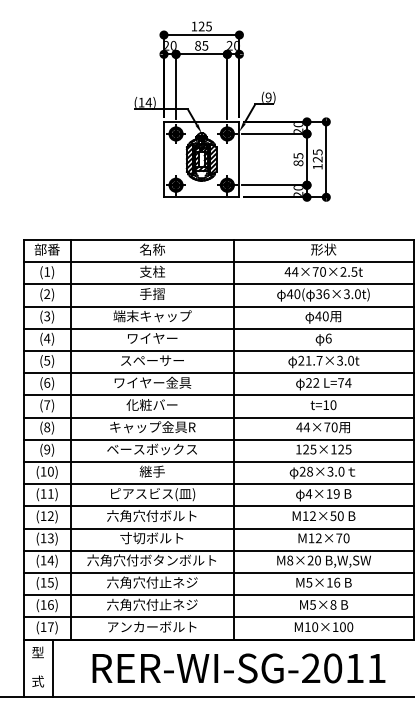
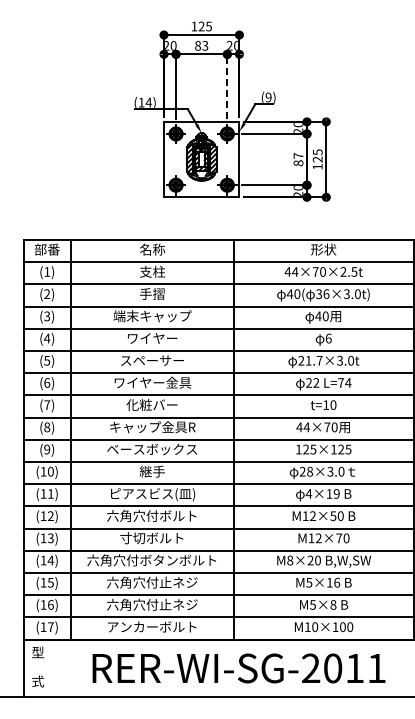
text: 85 -> 83 (205, 44)
line: solid -> dashed (227, 86)
text: 85 -> 87 (298, 155)
line: present -> none (52, 668)
